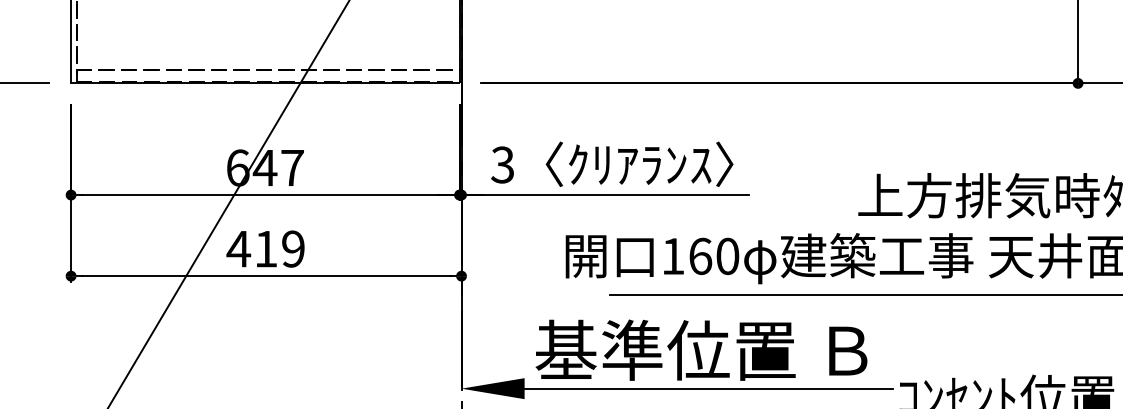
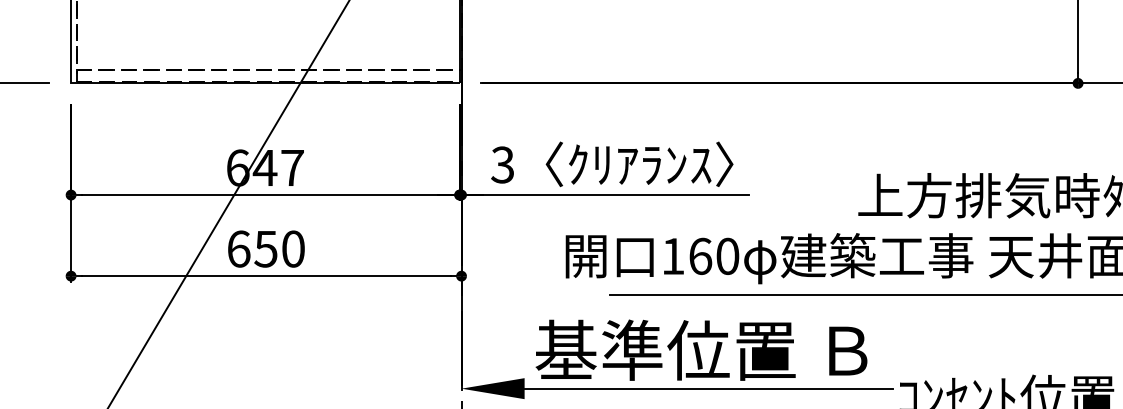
text: 419 -> 650 (265, 248)
